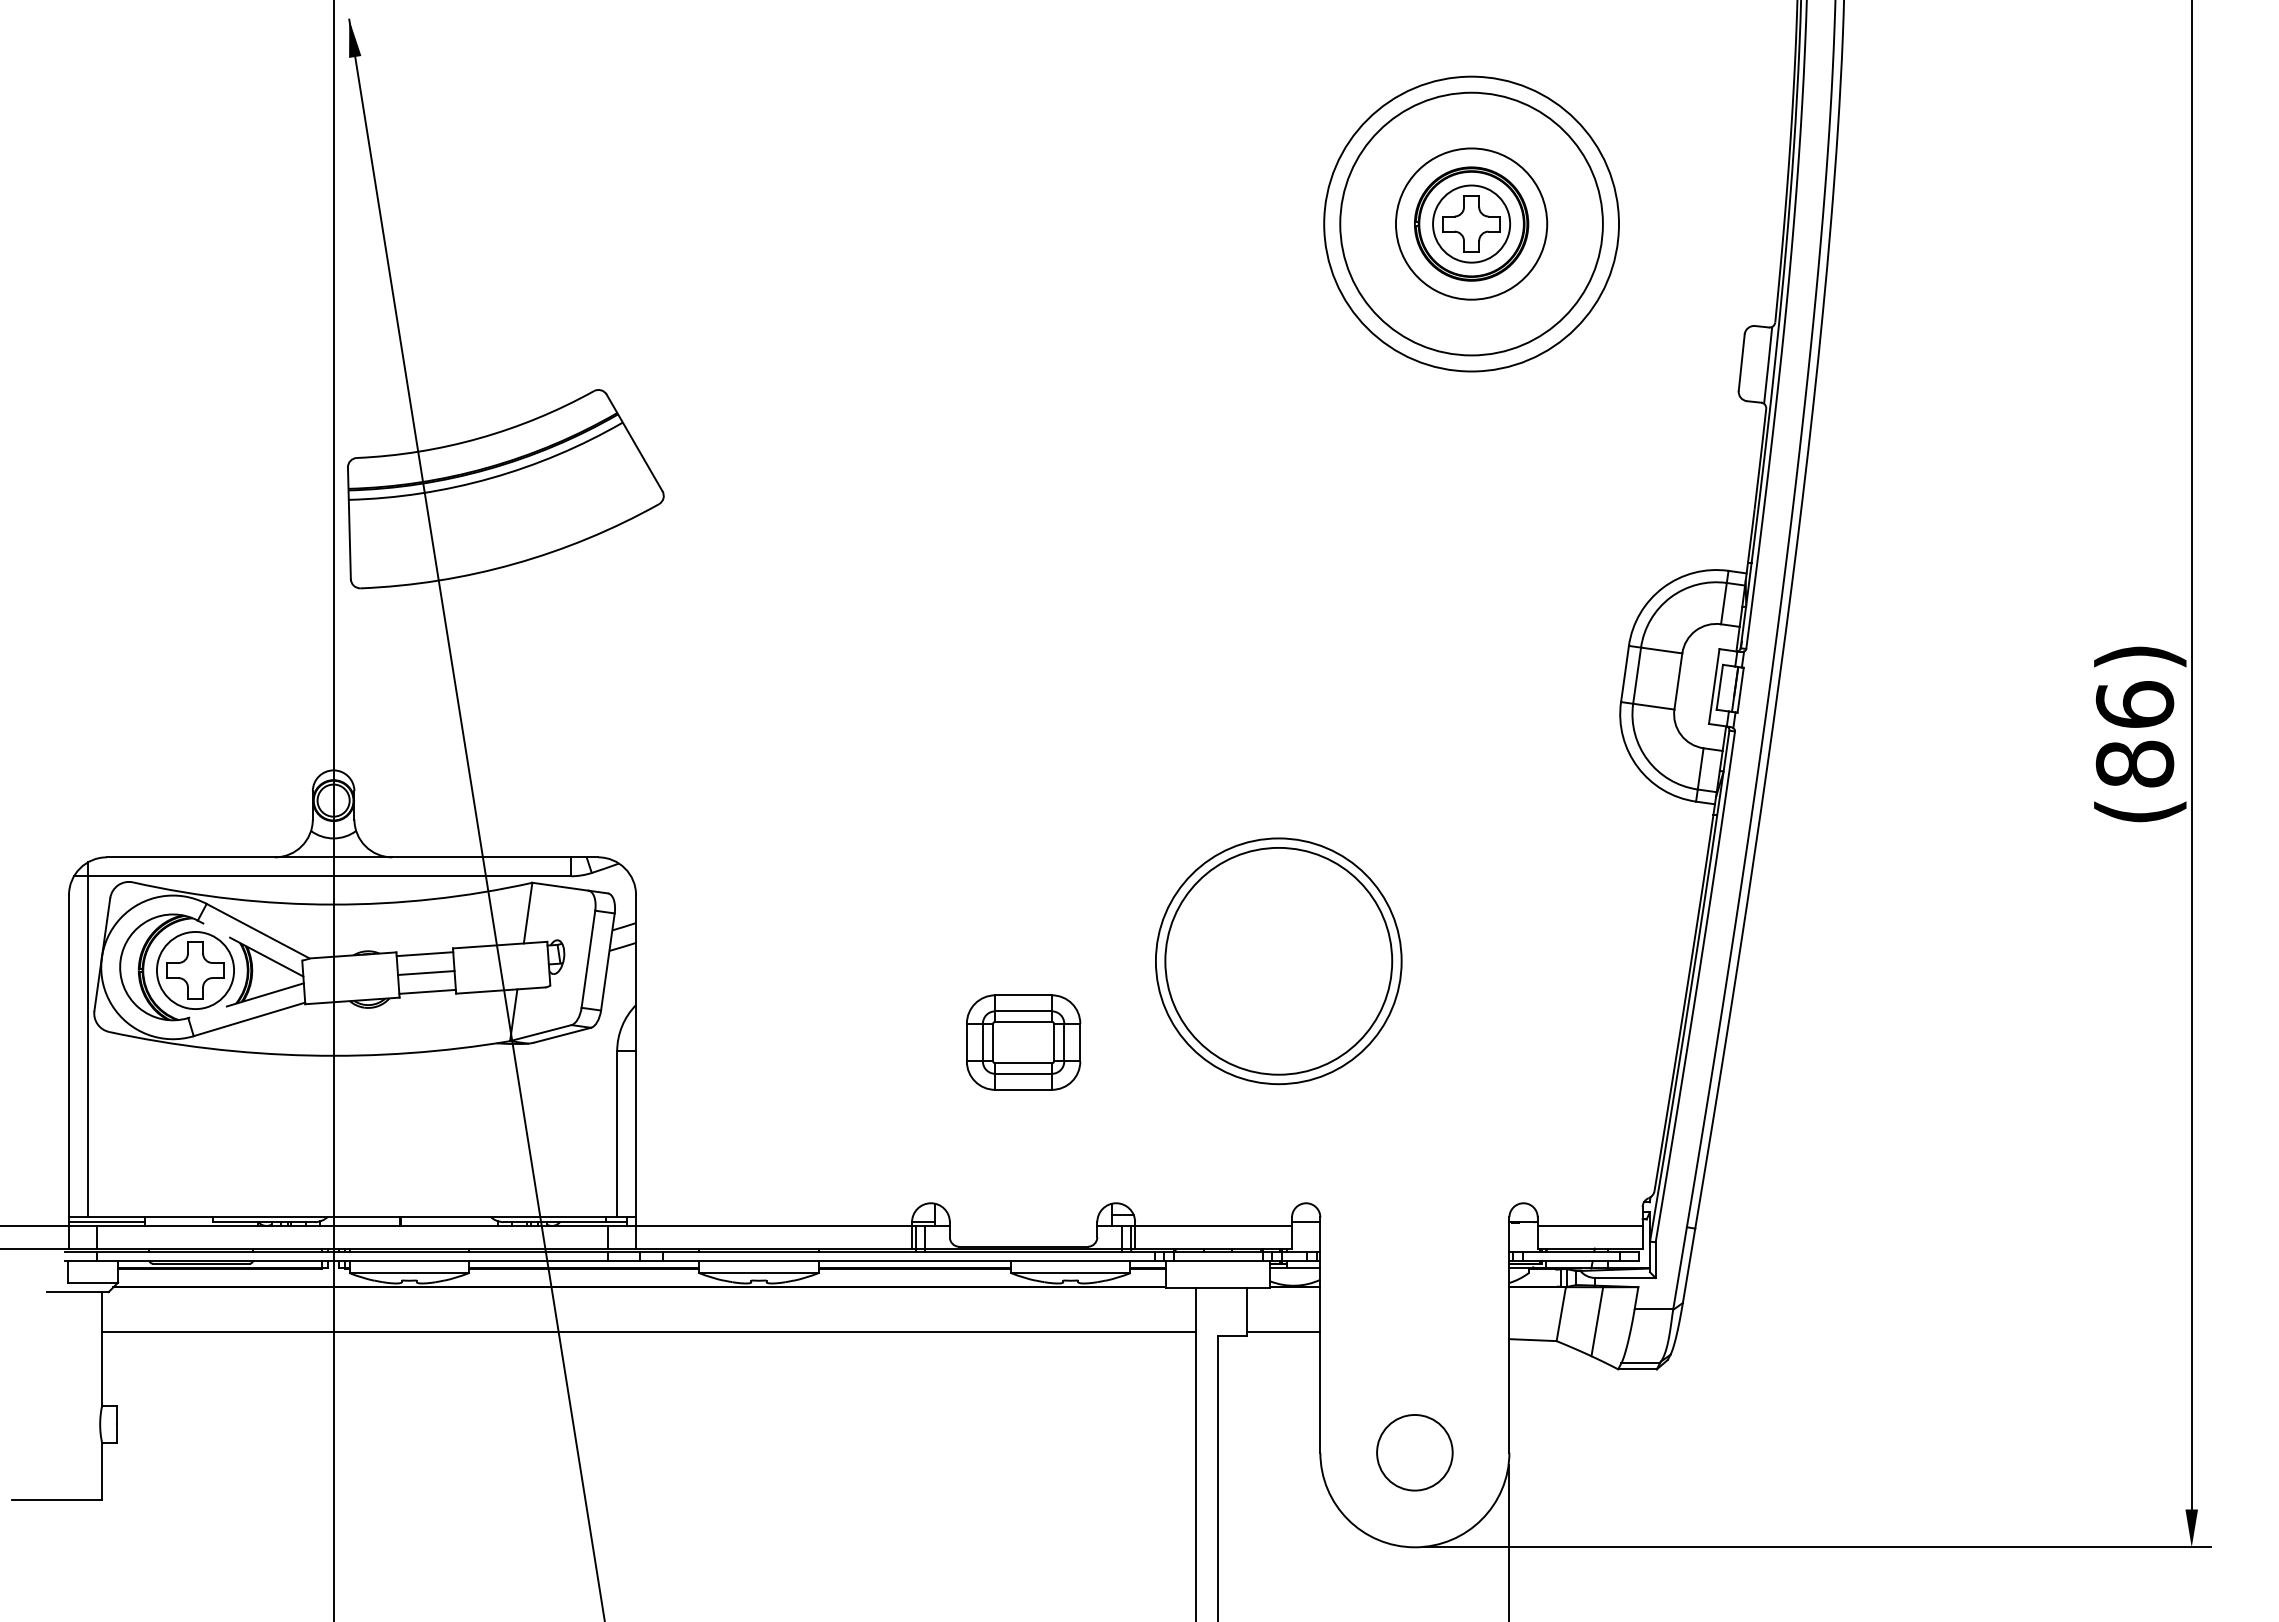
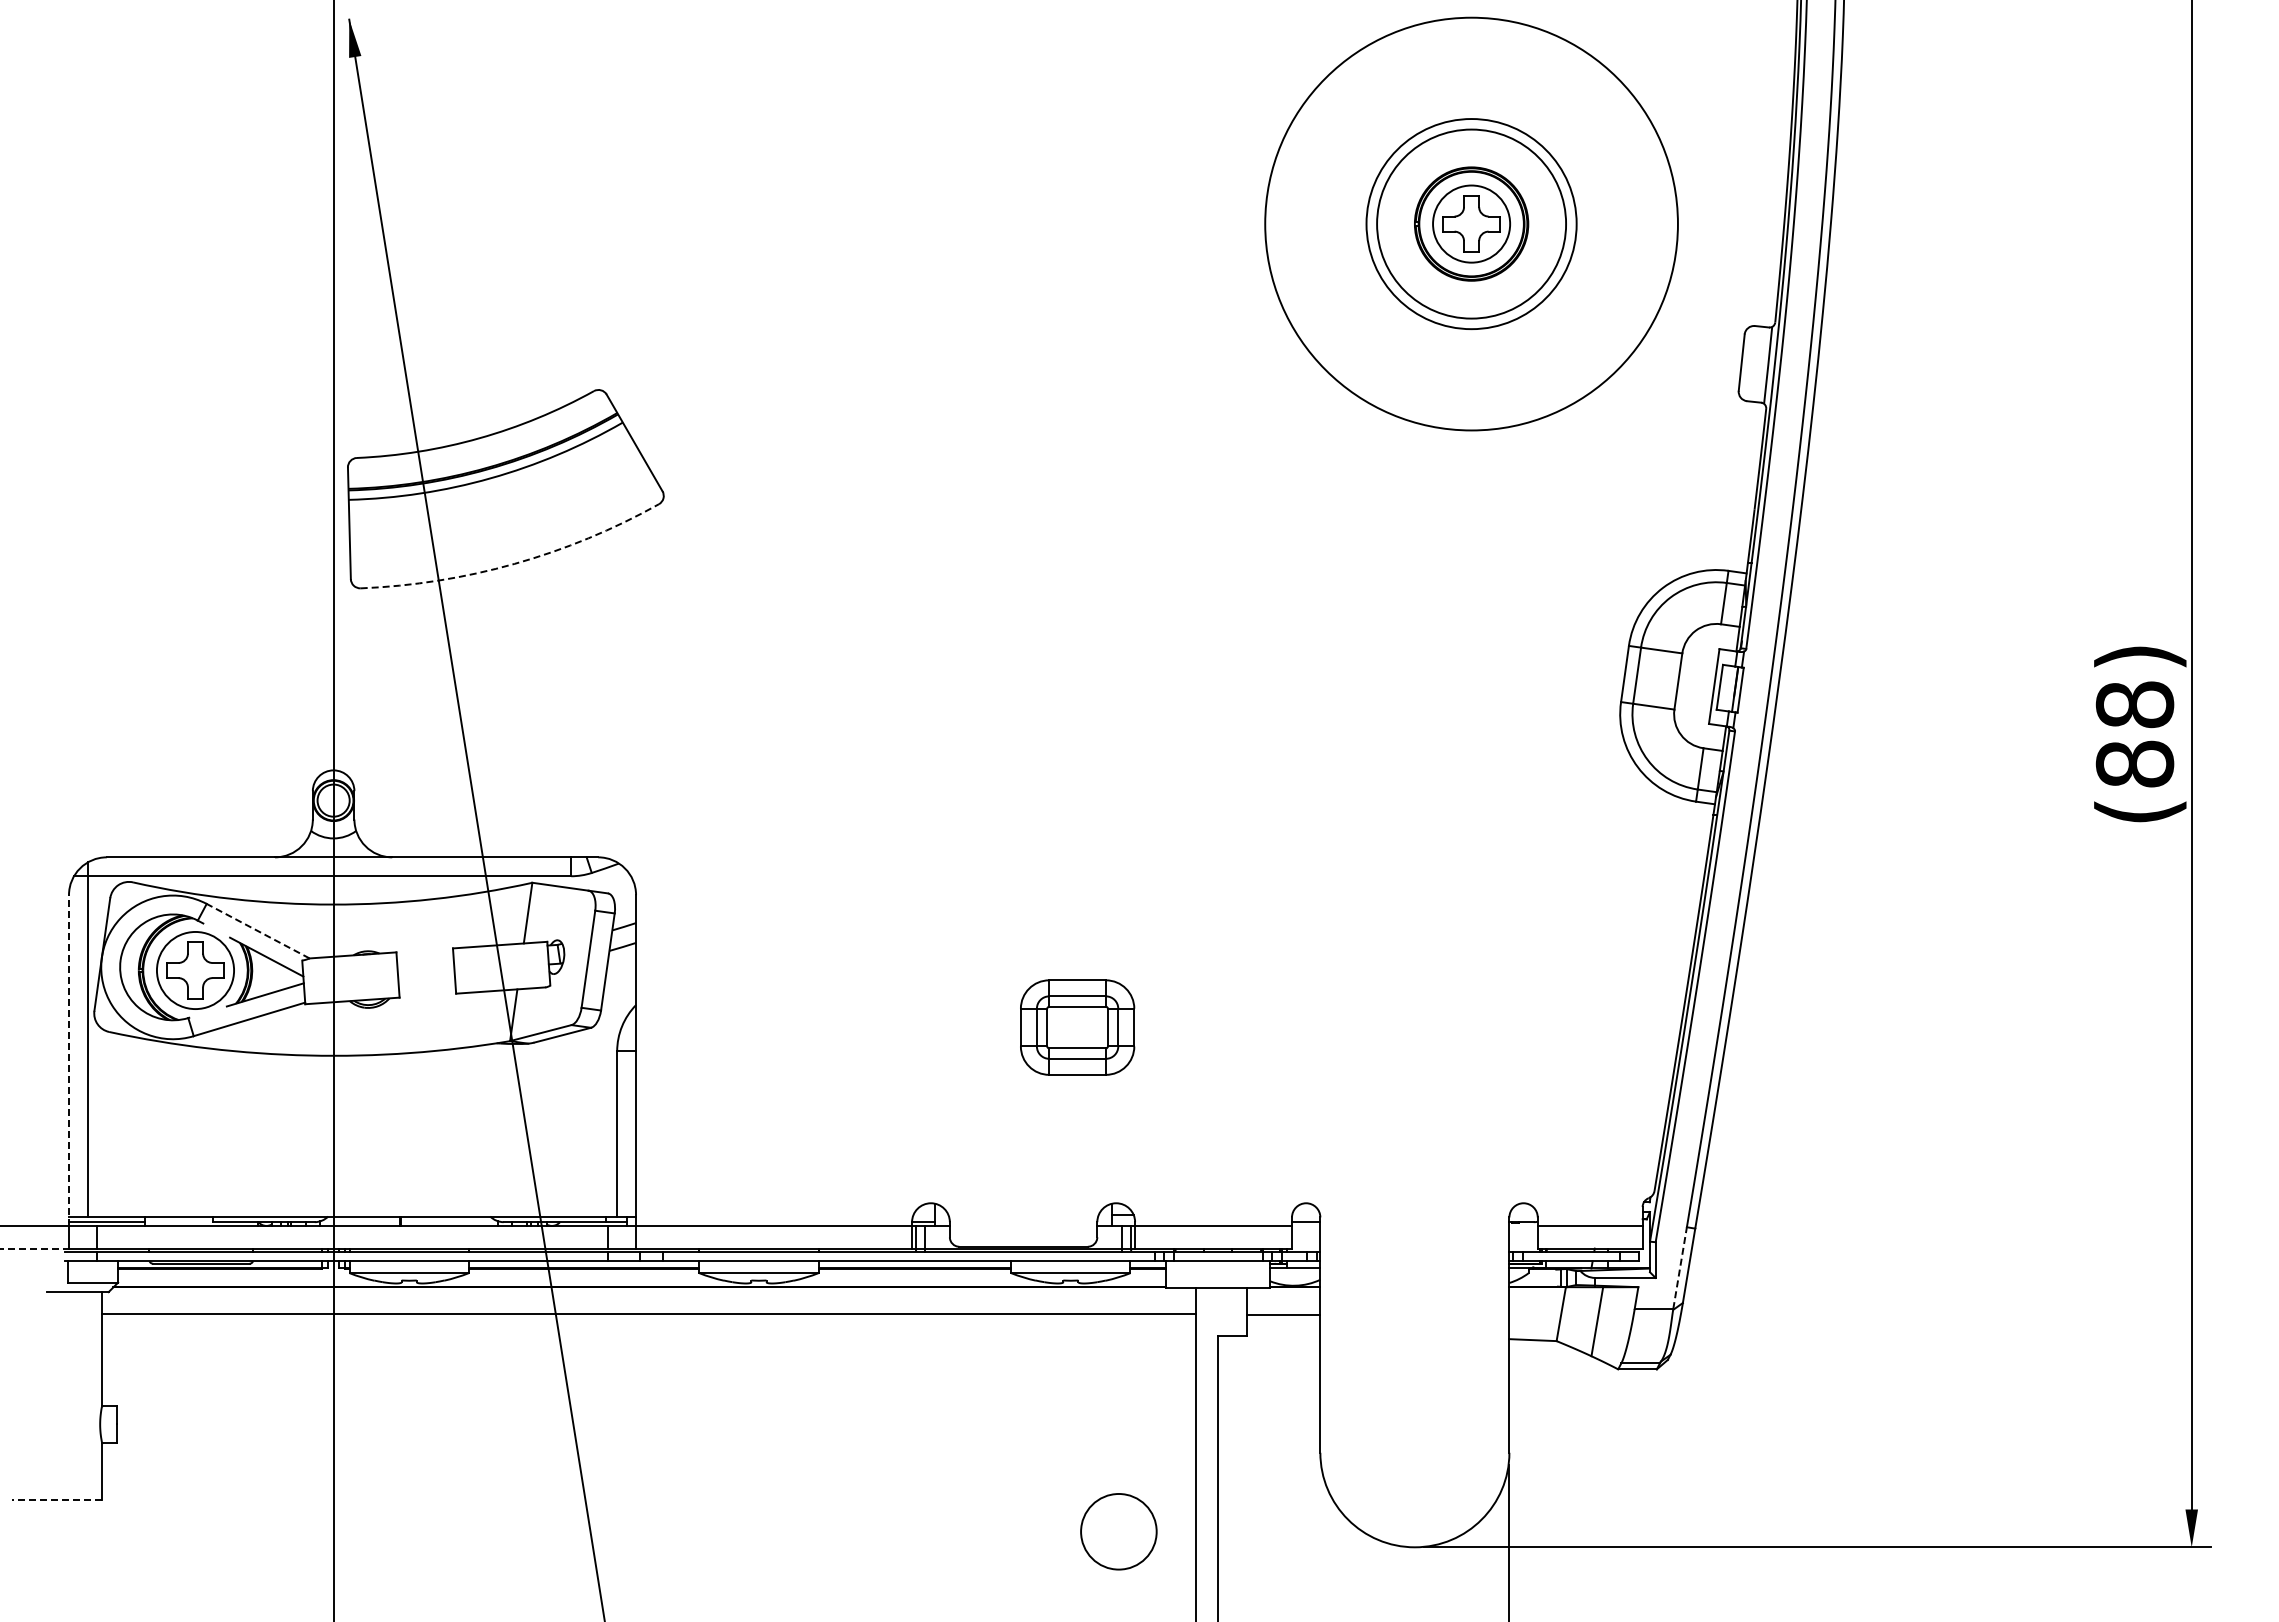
circle diameter: 151 px -> 189 px (1471, 223)
circle diameter: 263 px -> 210 px (1471, 224)
circle diameter: 295 px -> 413 px (1471, 223)
arc: solid -> dashed (514, 563)
text: (86) -> (88) (2134, 704)
line: solid -> dashed (257, 930)
line: present -> none (424, 954)
part: present -> none (1278, 961)
line: present -> none (426, 973)
line: present -> none (427, 991)
part position: (1023, 1042) -> (1077, 1027) (1077, 1027)
line: solid -> dashed (68, 1060)
line: solid -> dashed (35, 1248)
line: solid -> dashed (1680, 1267)
line position: (648, 1332) -> (648, 1314) (648, 1314)
line position: (1283, 1332) -> (1283, 1315) (1283, 1315)
circle position: (1414, 1452) -> (1118, 1531) (1118, 1531)
line: solid -> dashed (57, 1500)
